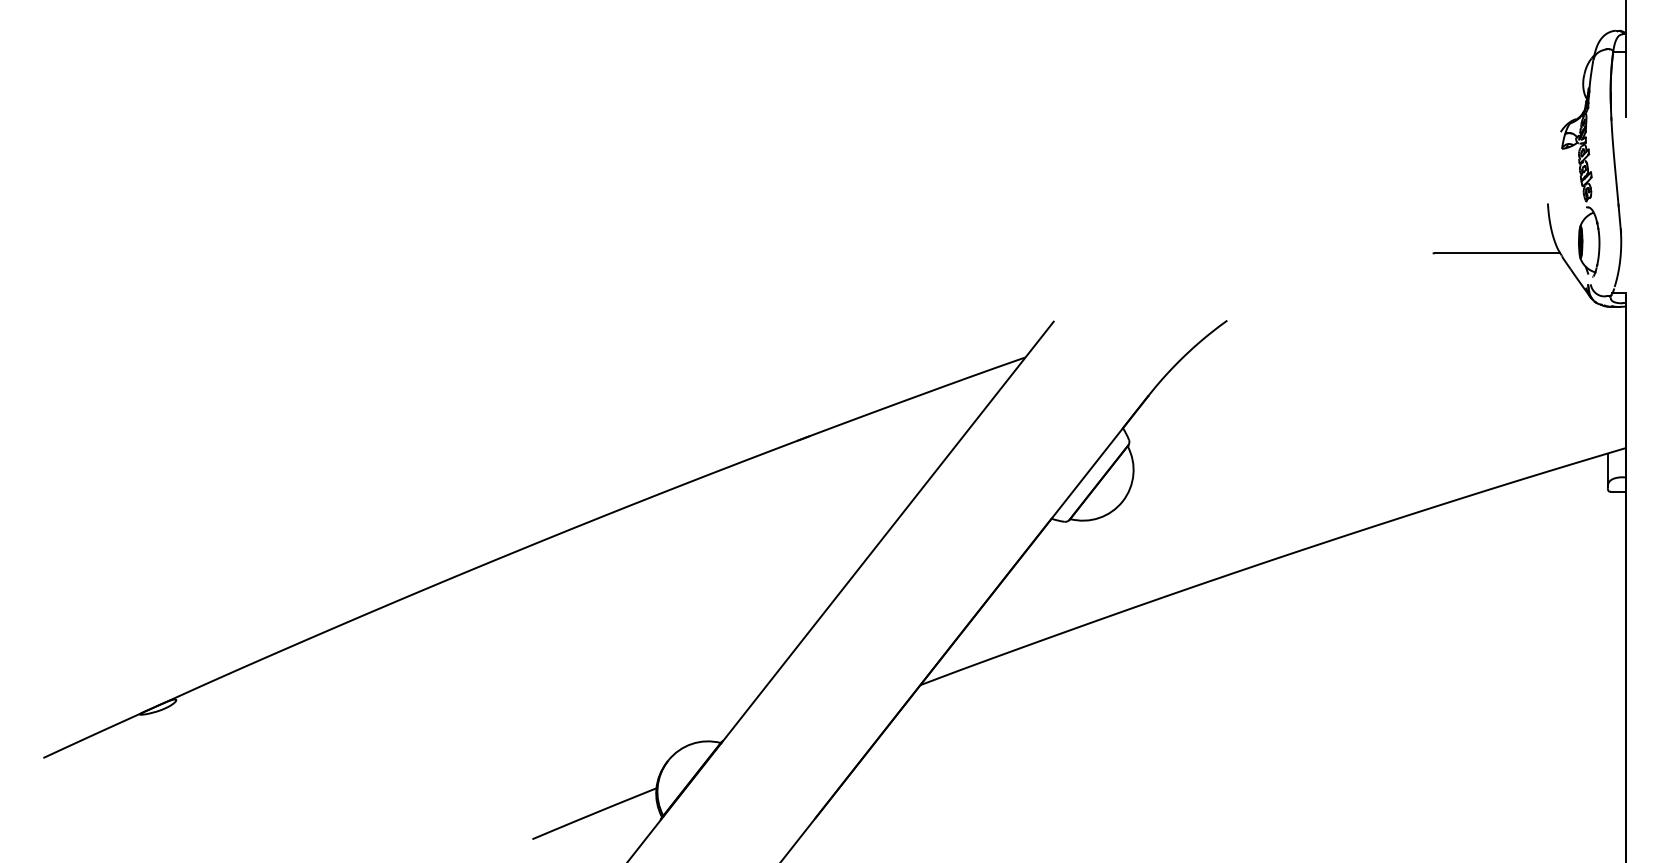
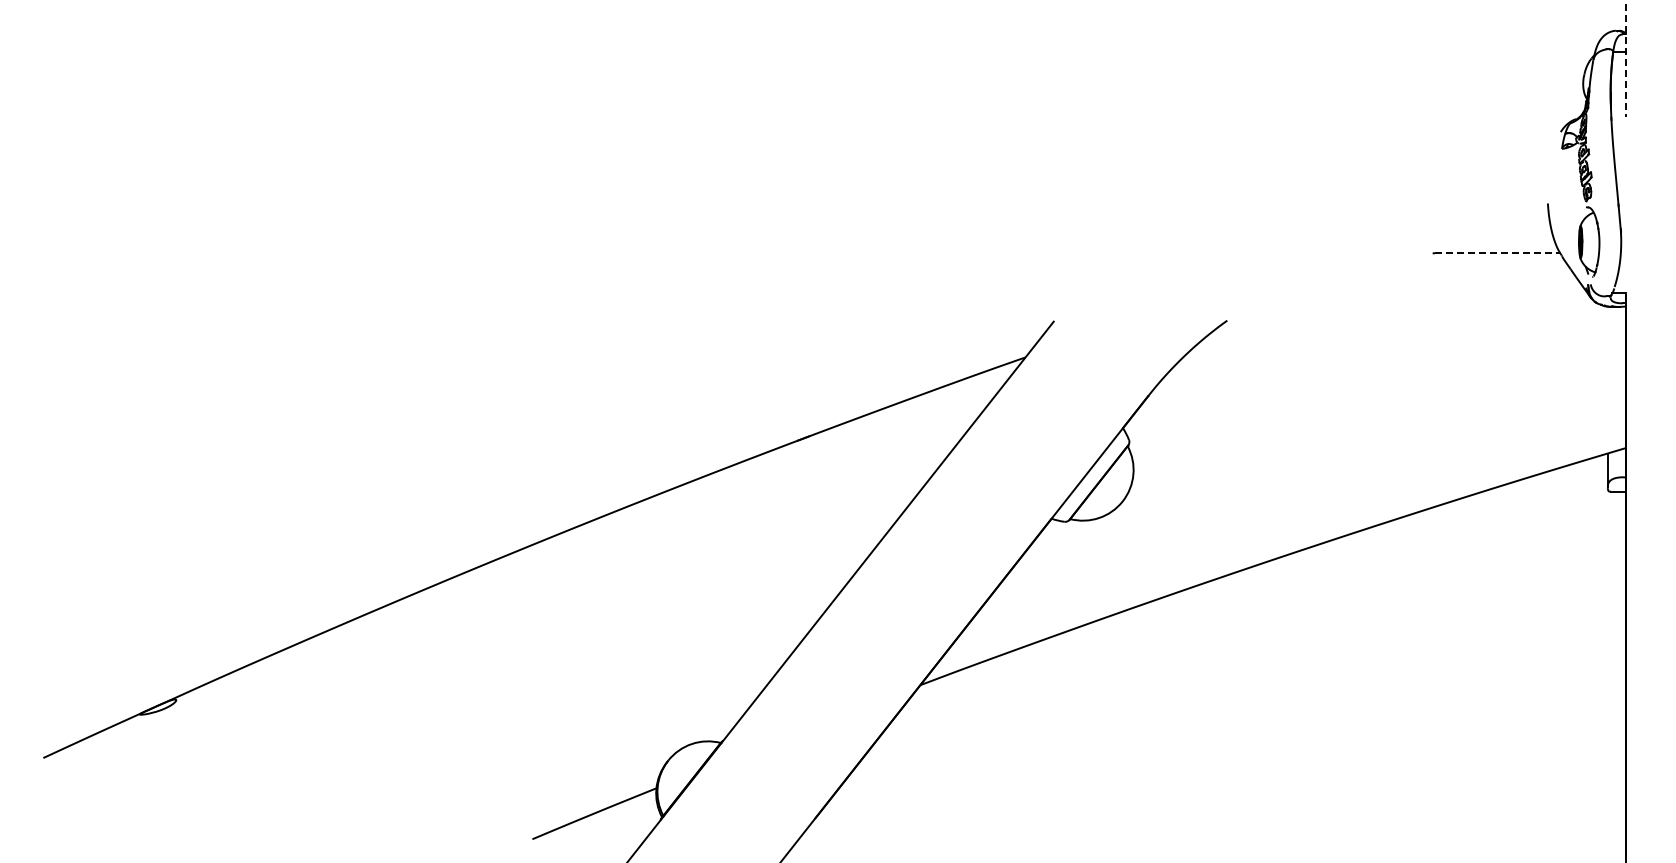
line: solid -> dashed (1625, 58)
line: solid -> dashed (1497, 253)
